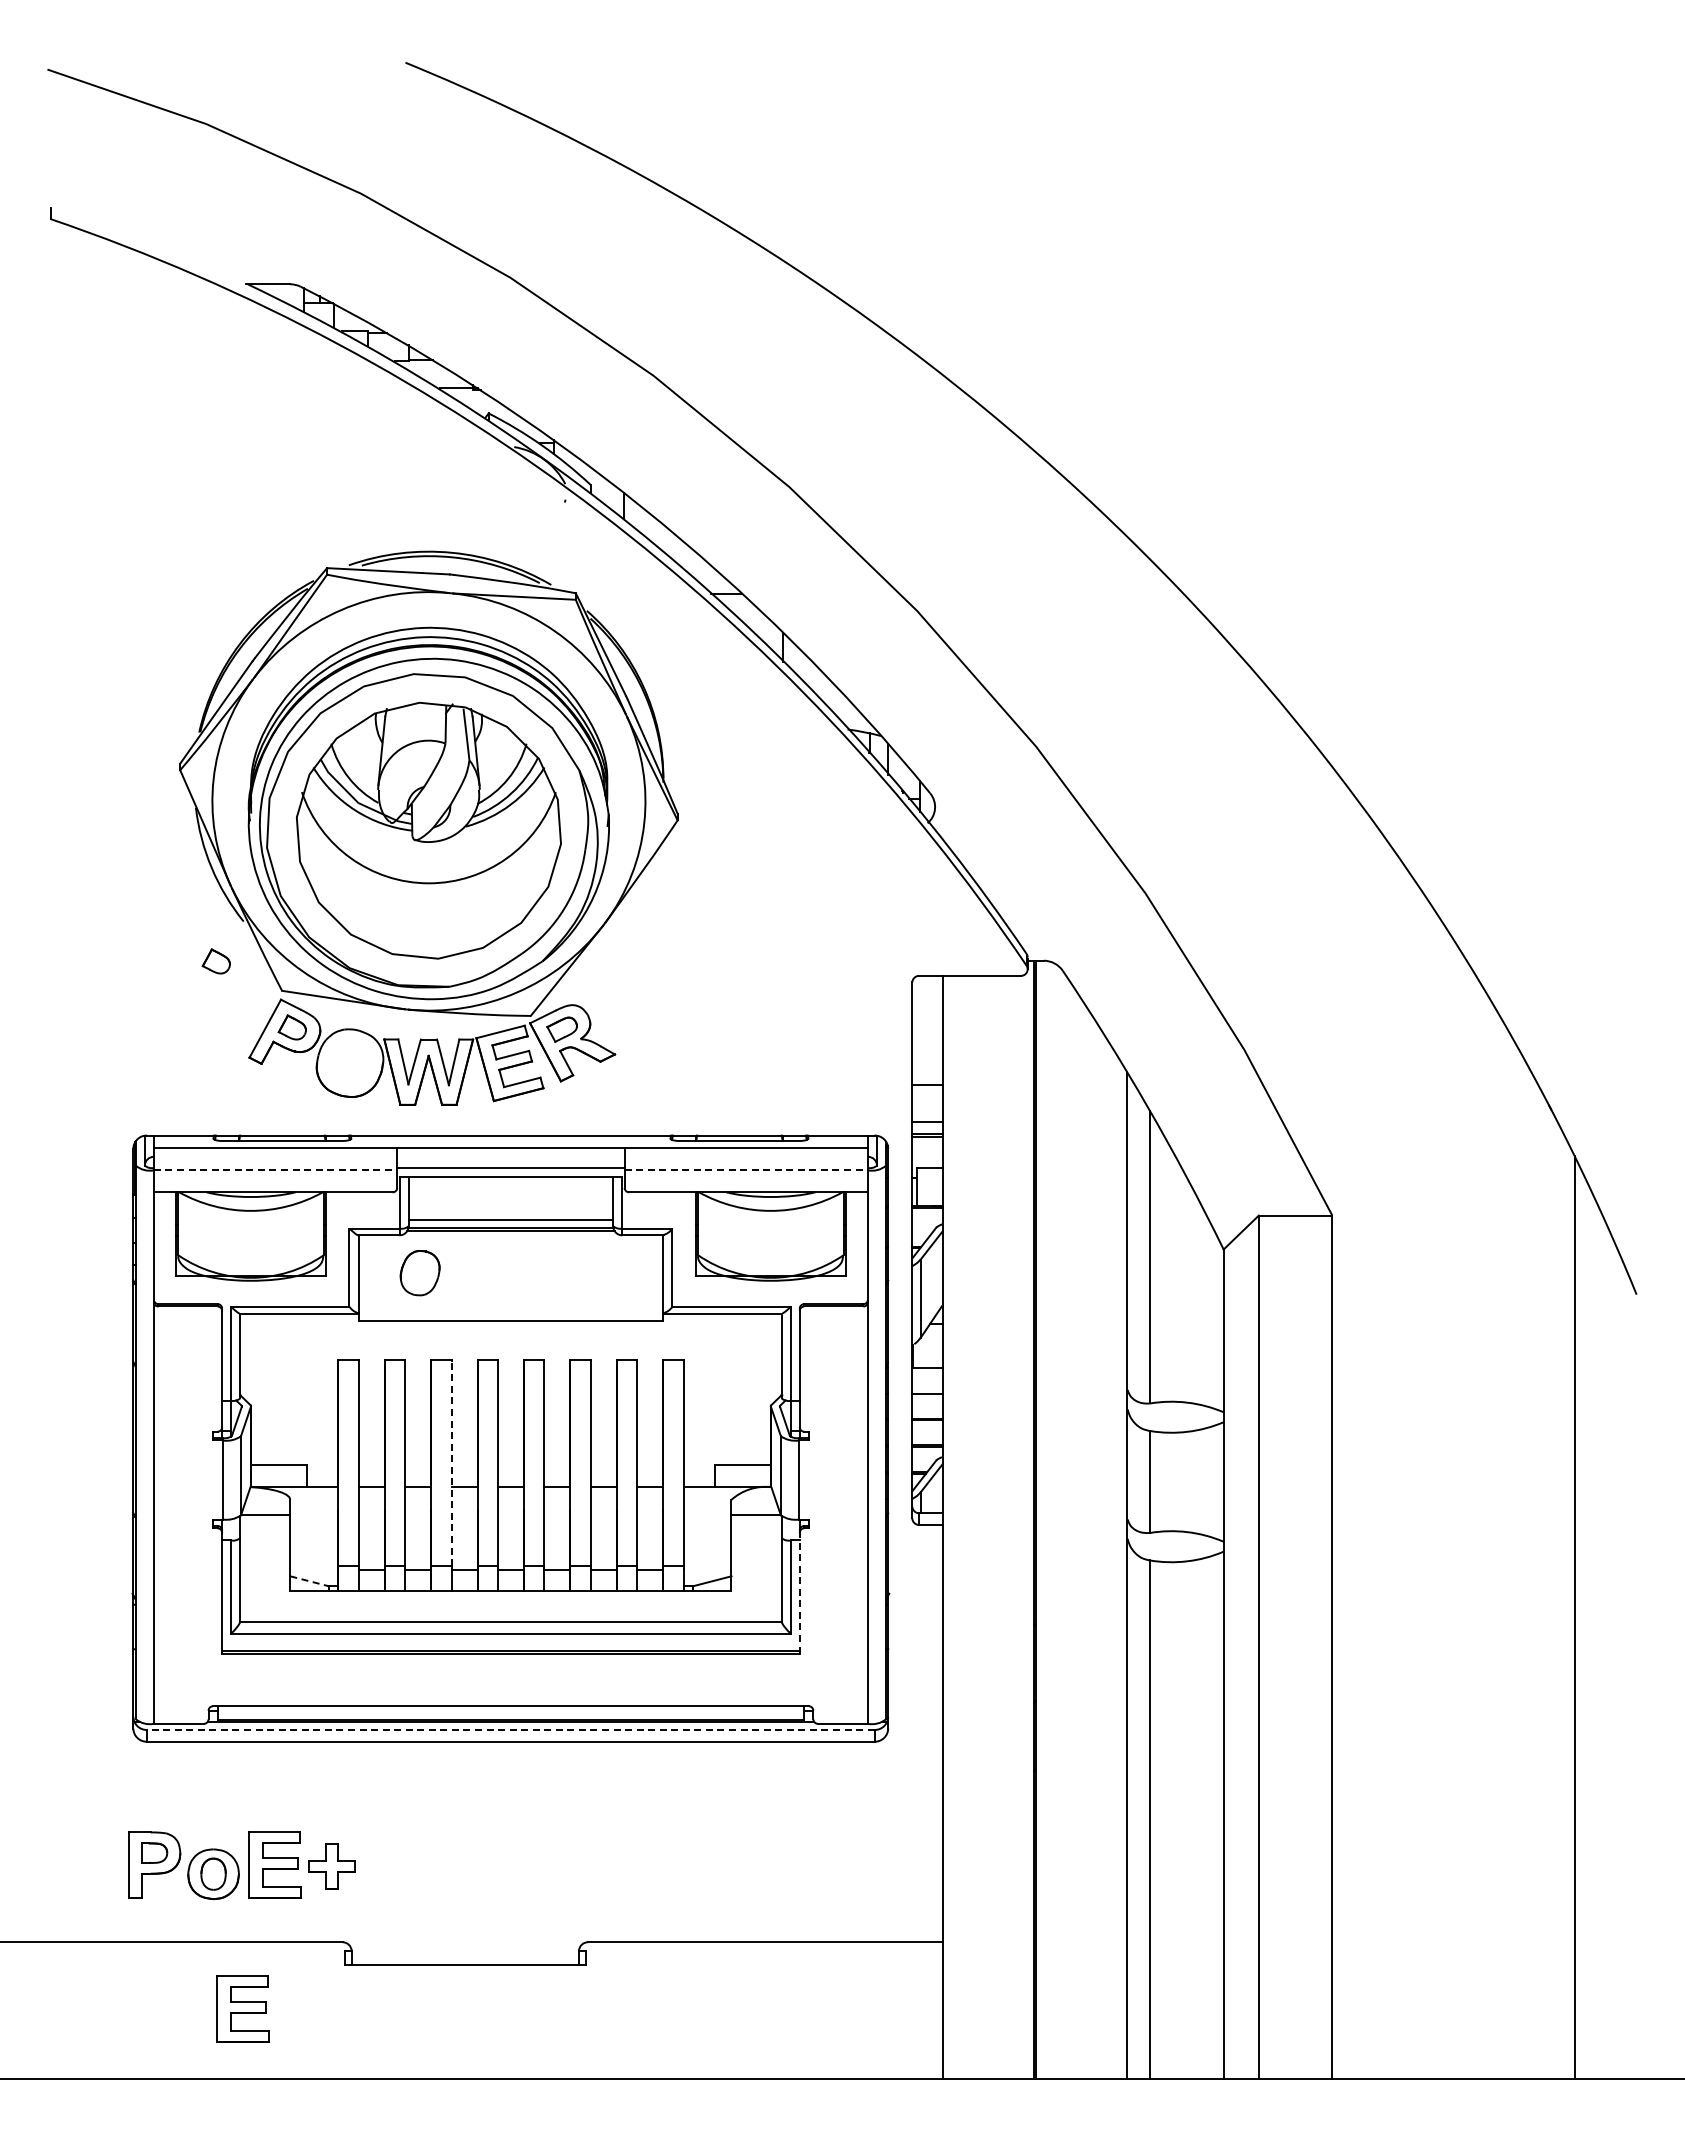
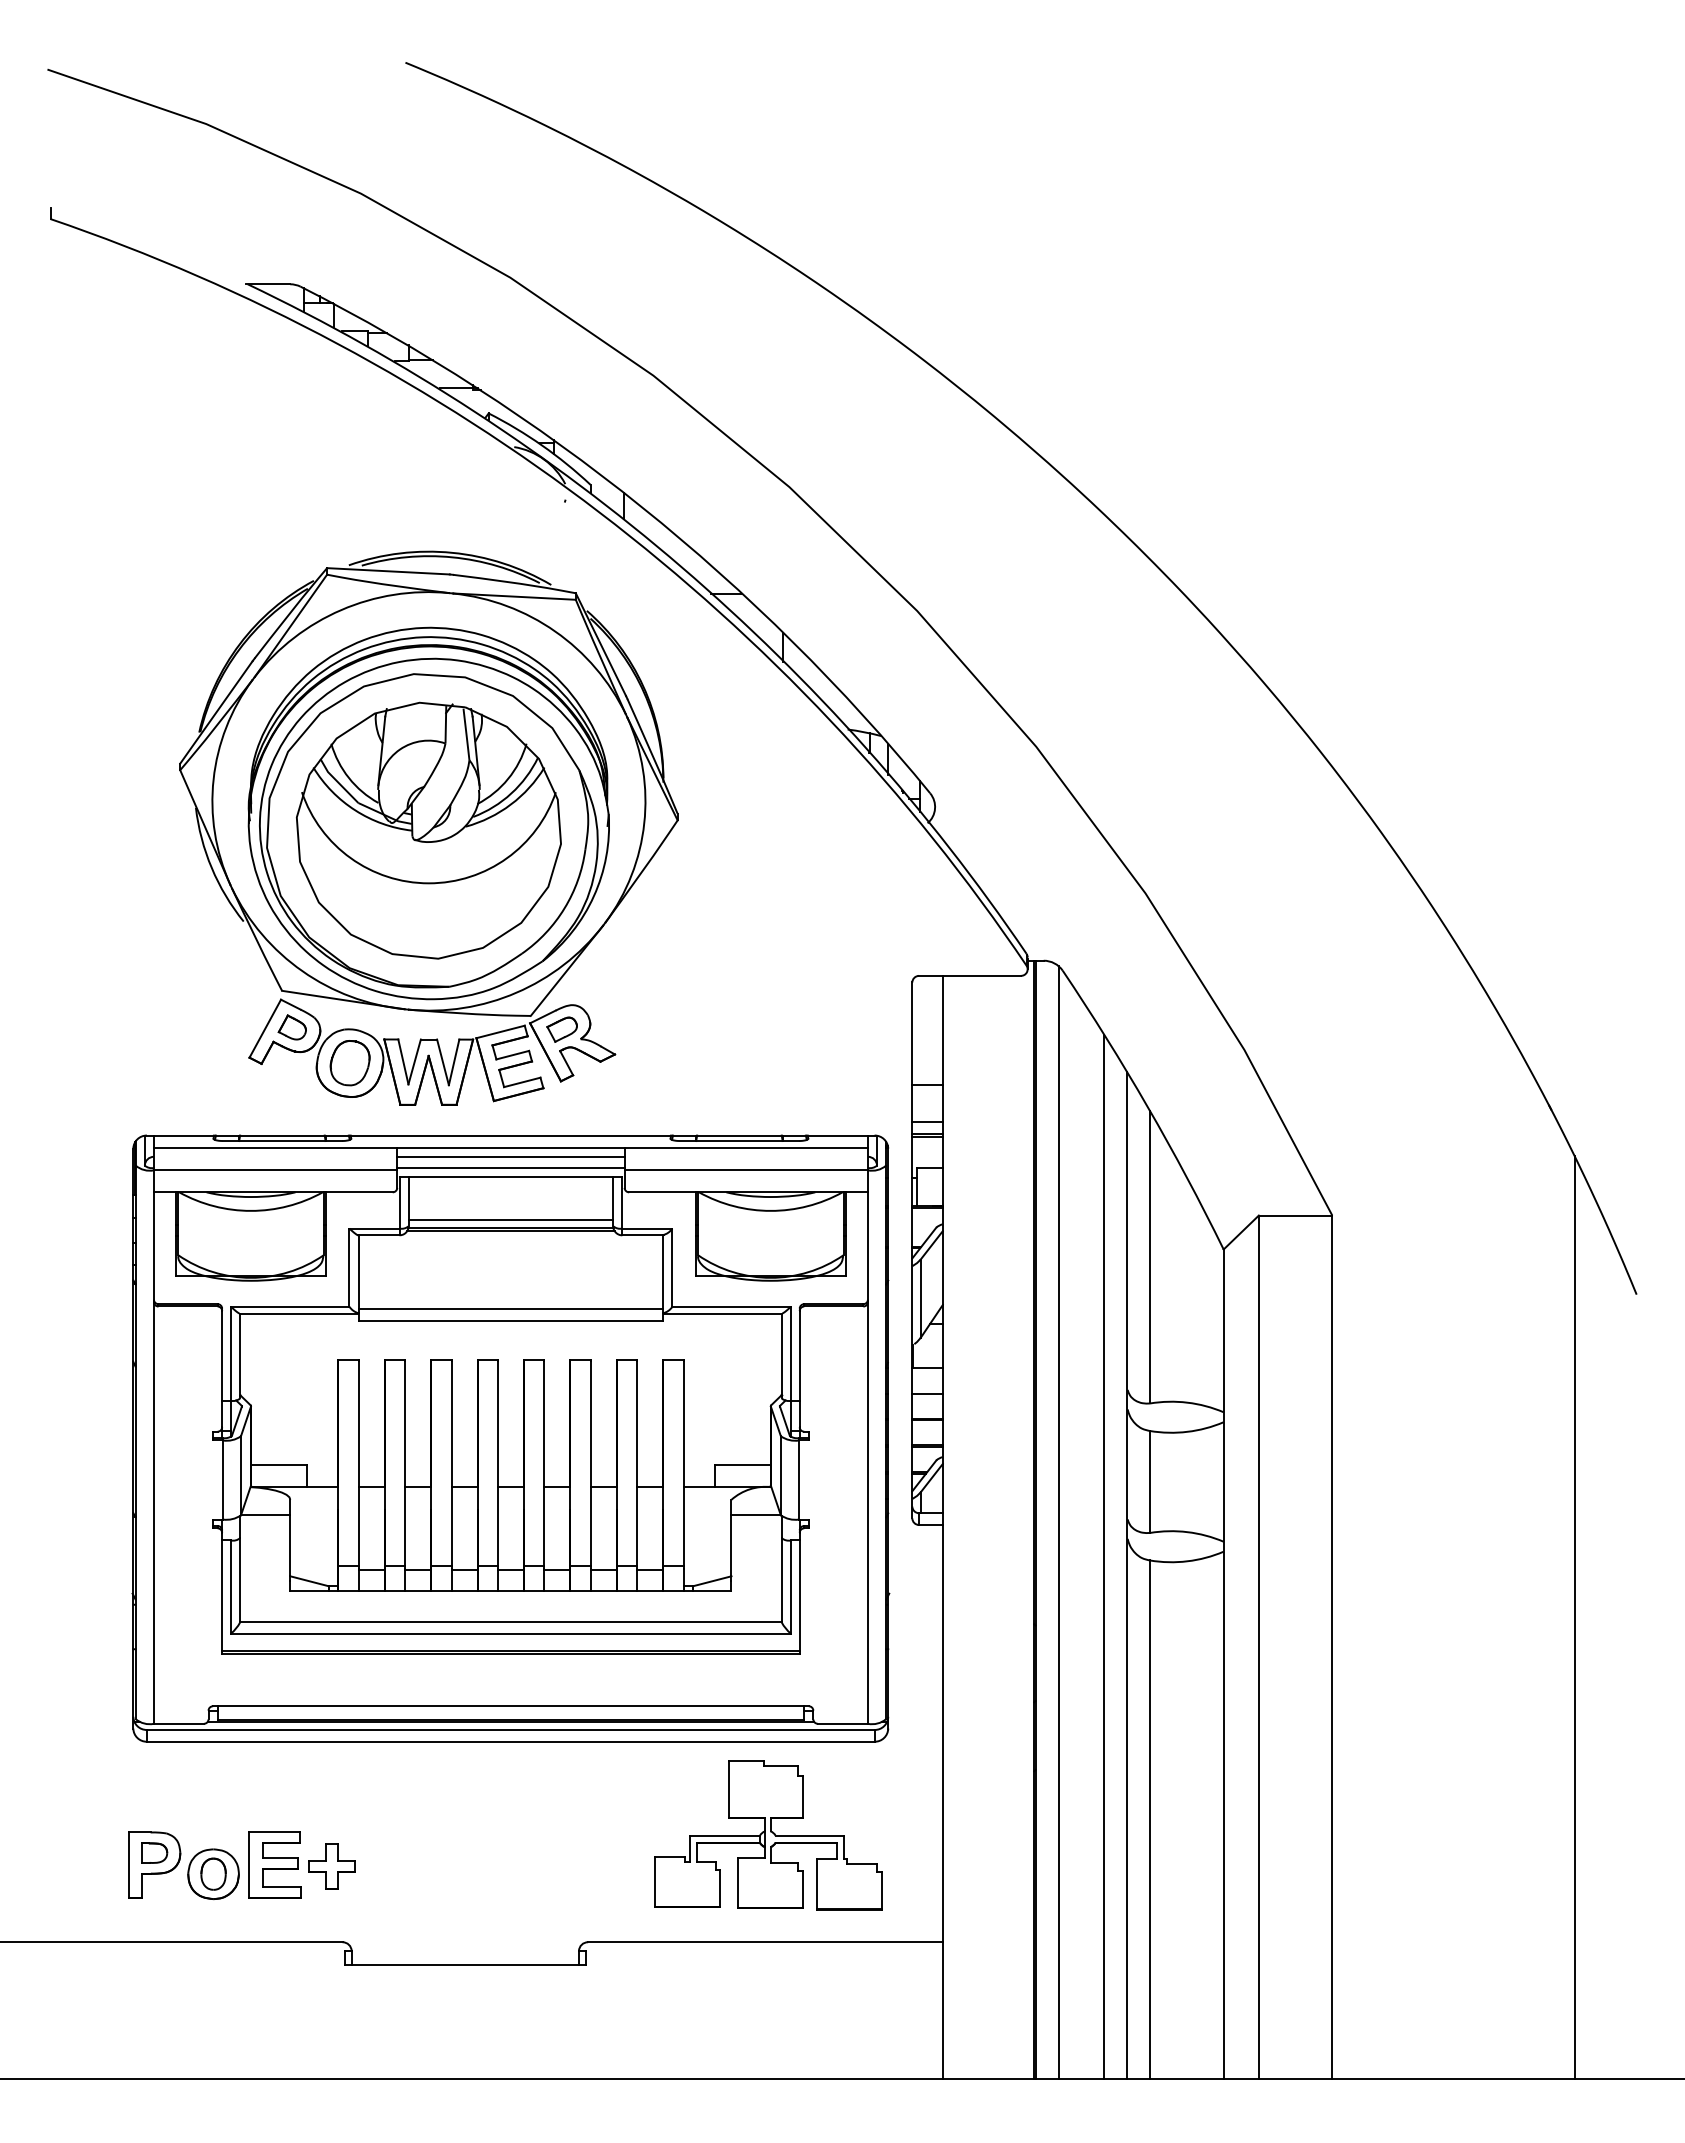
part: present -> none (215, 961)
line: none -> present (510, 1156)
line: dashed -> solid (275, 1170)
line: dashed -> solid (746, 1170)
part position: (419, 1273) -> (349, 1063) (349, 1063)
line: none -> present (510, 1309)
line: dashed -> solid (451, 1463)
line: none -> present (1059, 1522)
line: none -> present (1104, 1556)
line: dashed -> solid (309, 1581)
line: dashed -> solid (799, 1592)
line: dashed -> solid (510, 1729)
part: none -> present (768, 1835)
part: present -> none (242, 2008)
